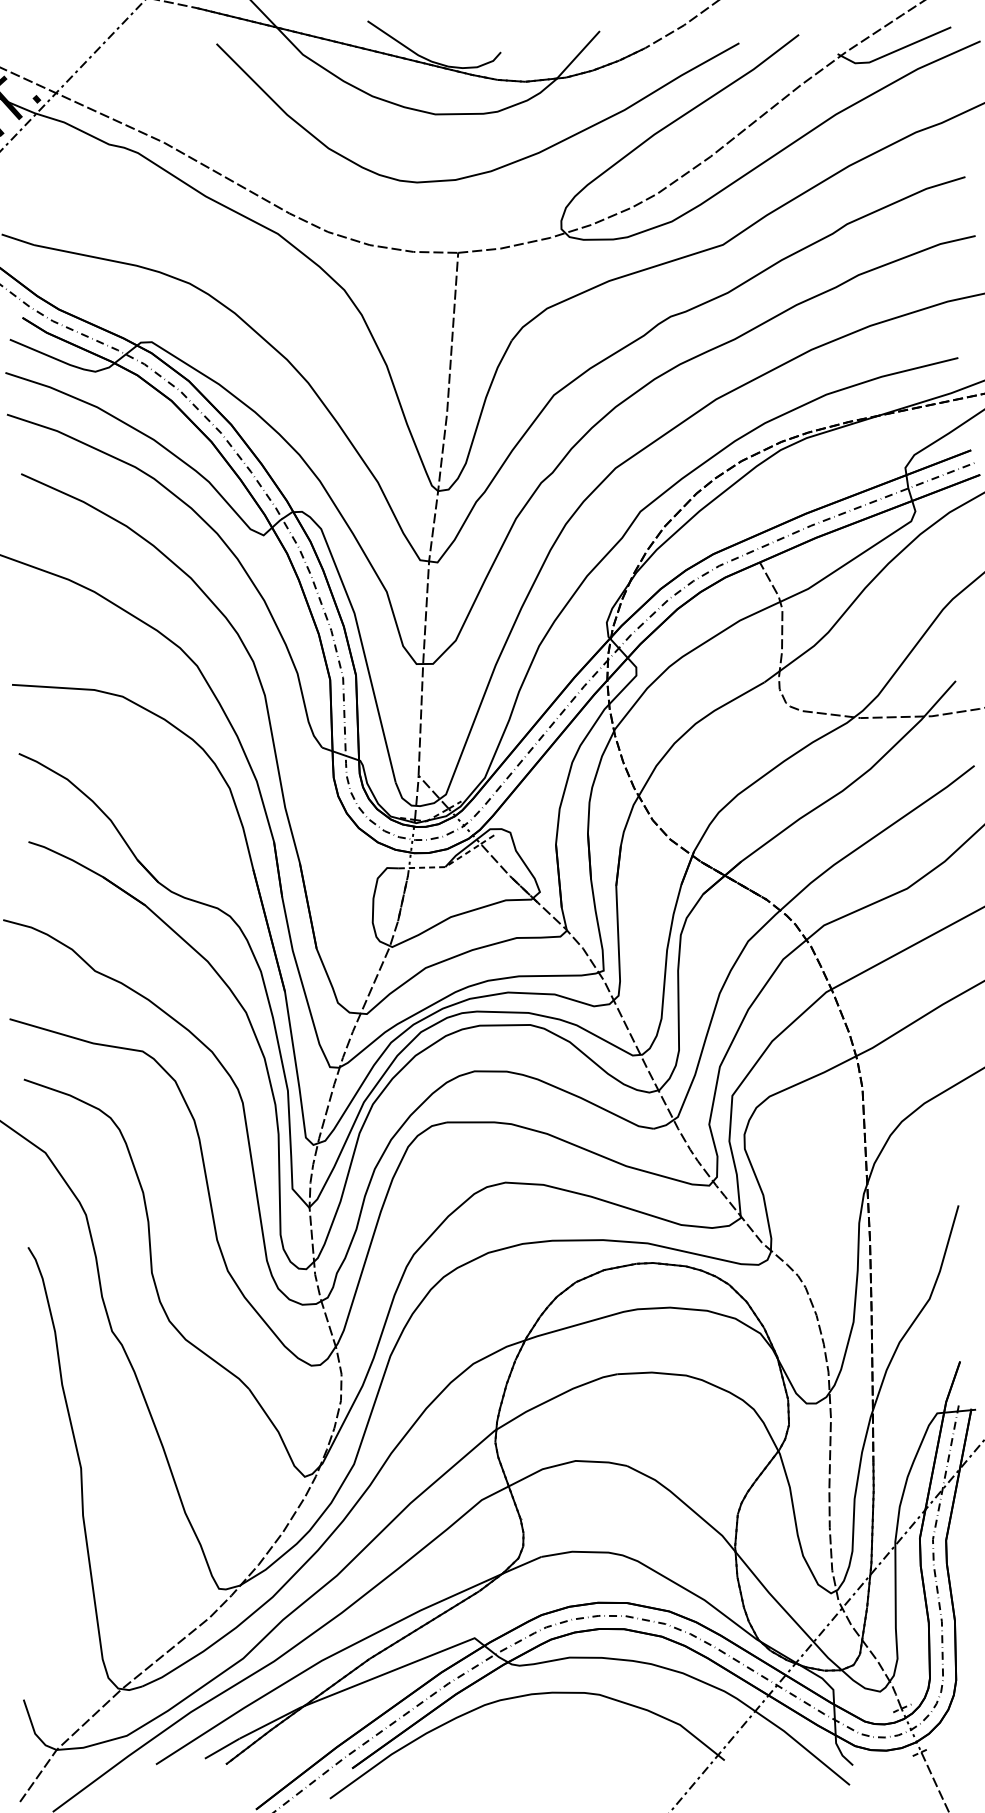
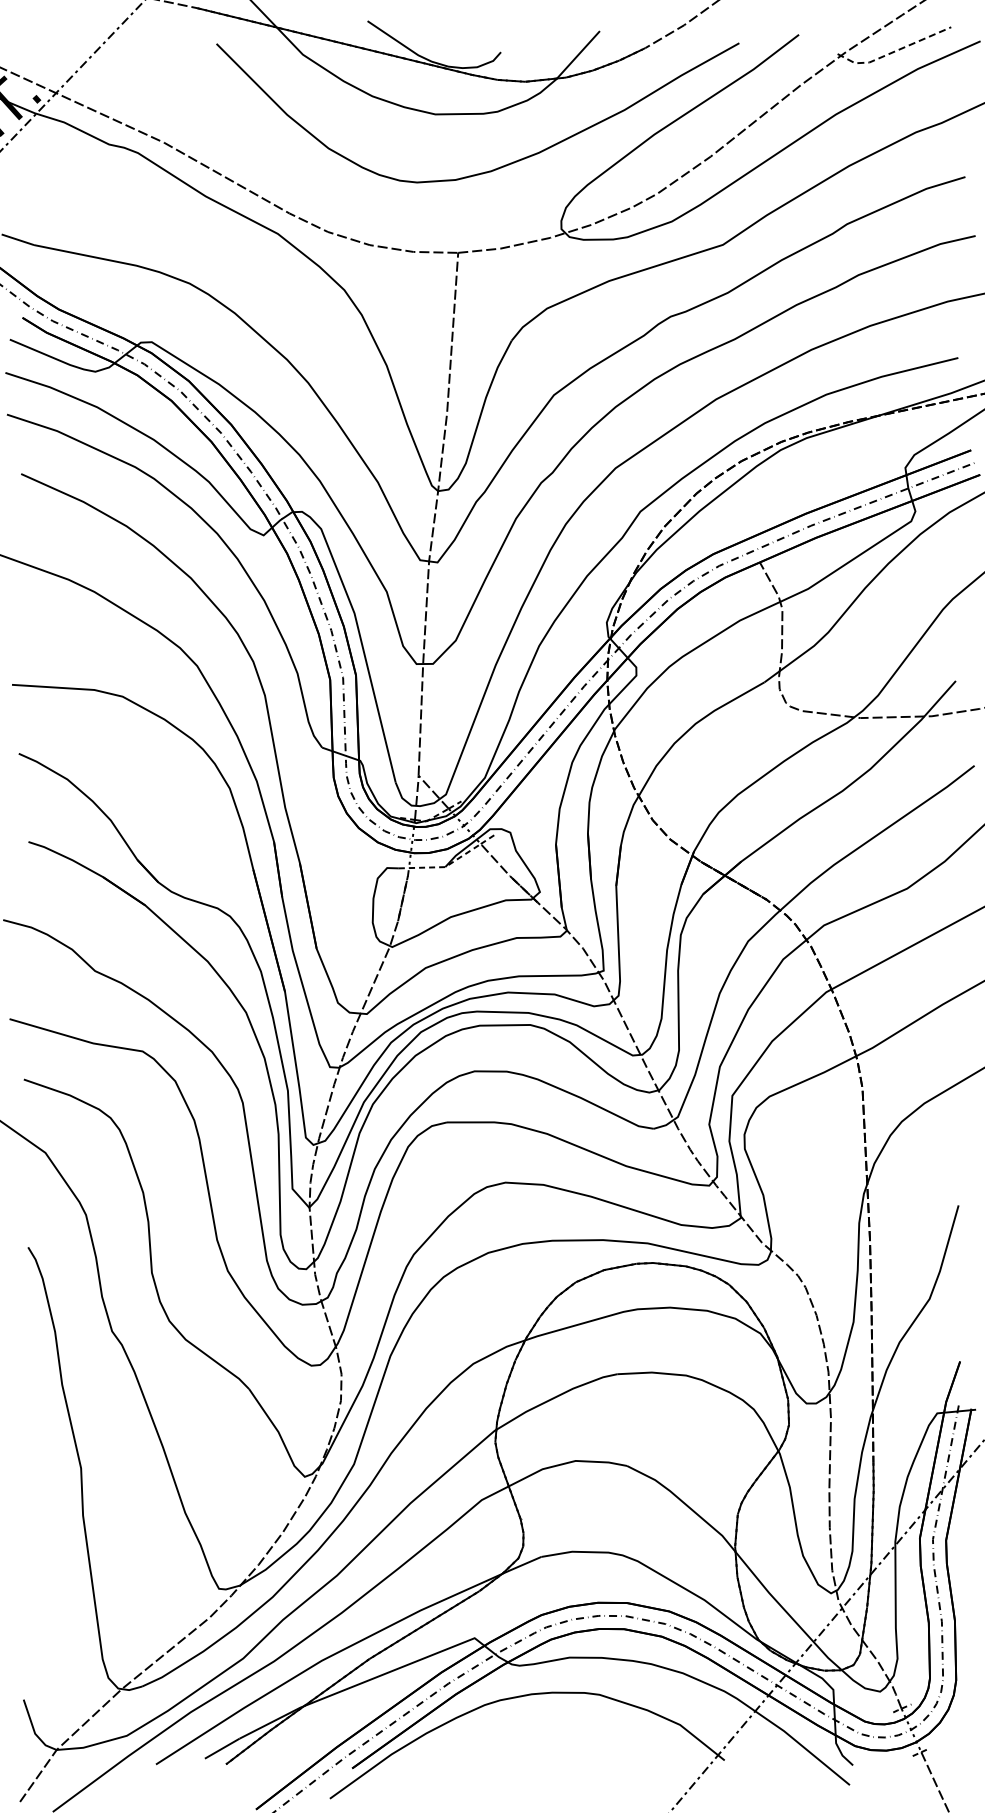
line: solid -> dashed (893, 51)
